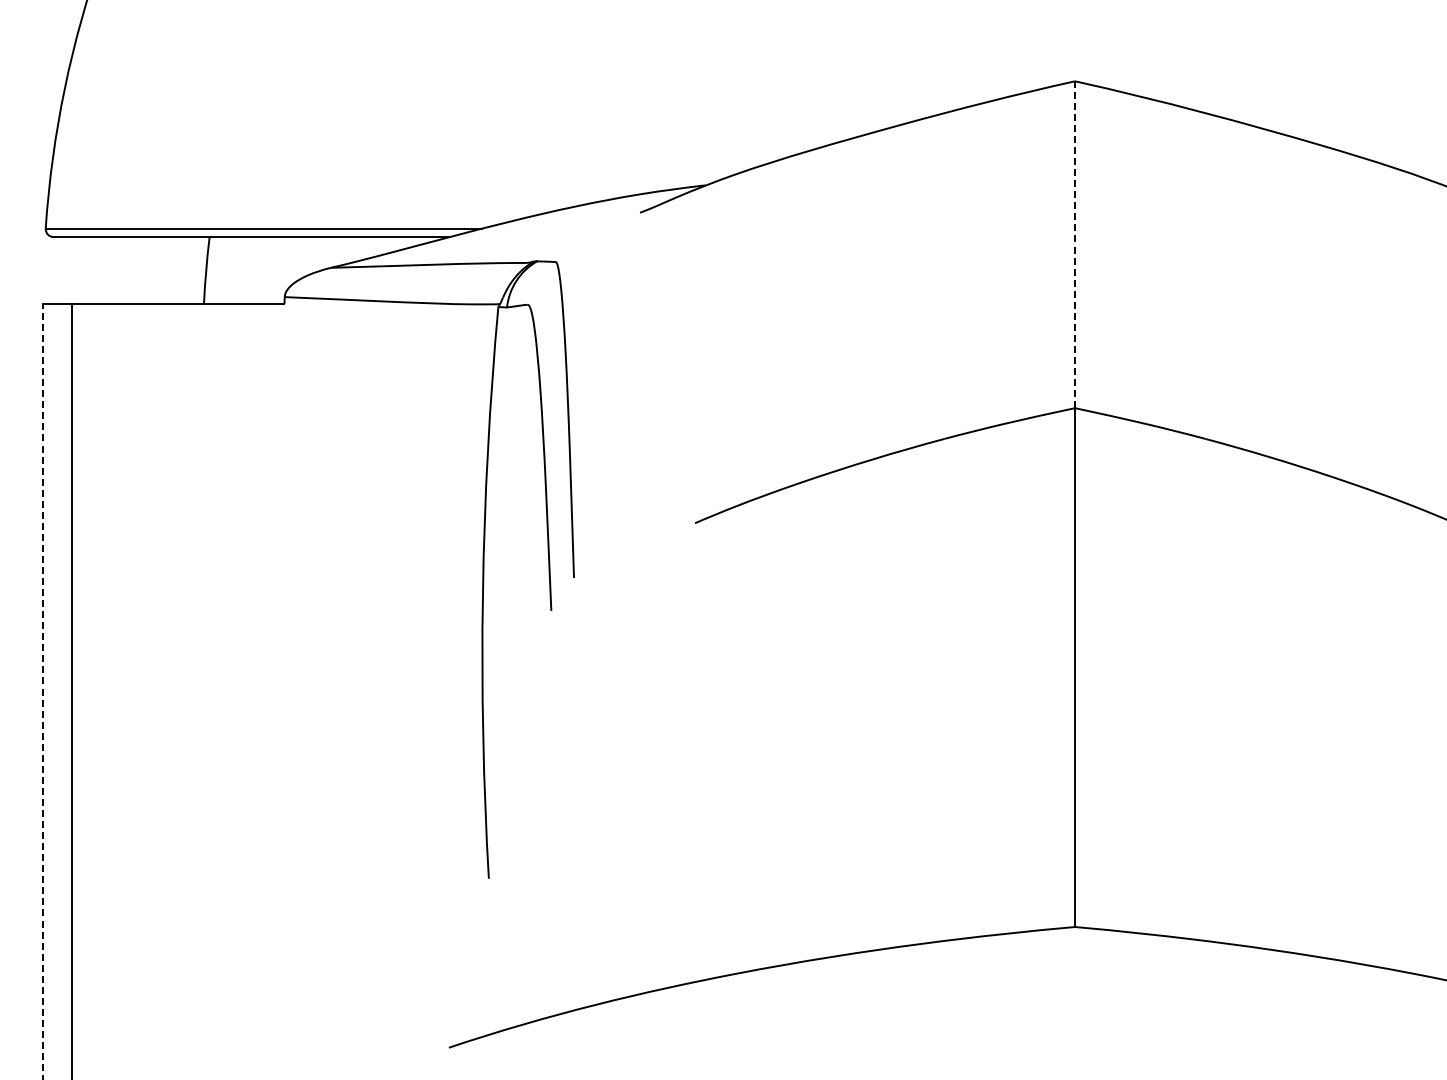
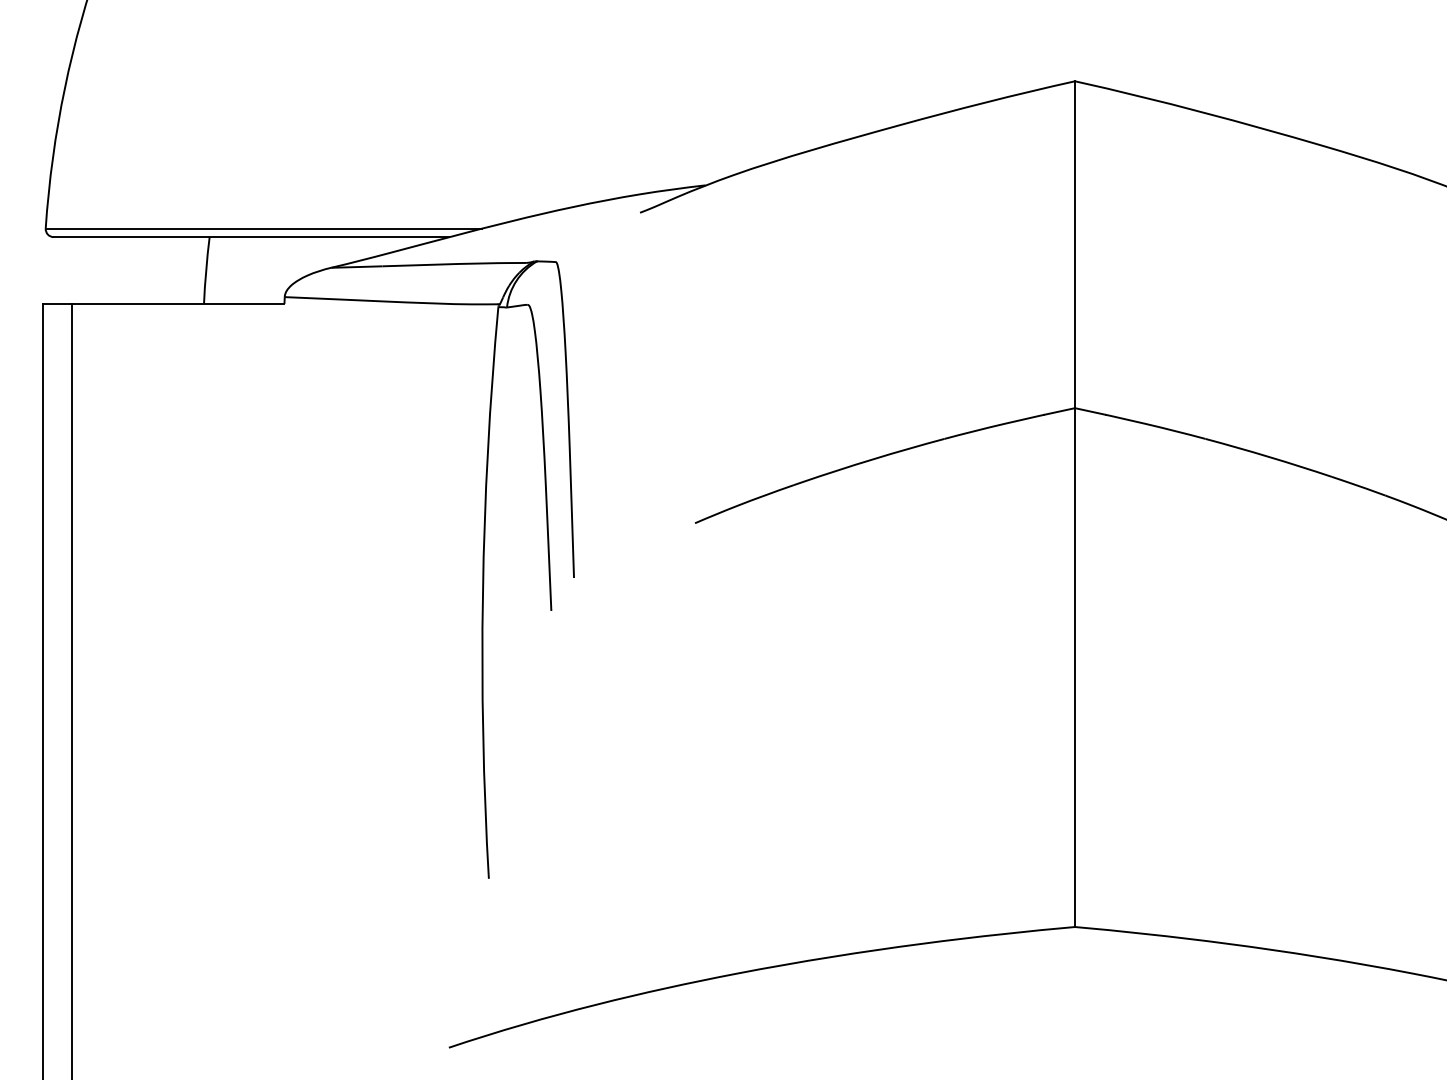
line: dashed -> solid (1075, 244)
line: dashed -> solid (43, 691)
